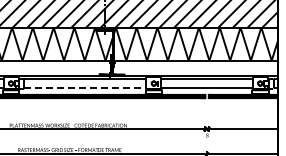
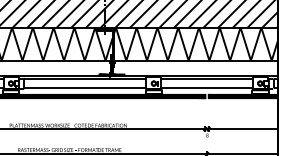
line: dashed -> solid (85, 88)
